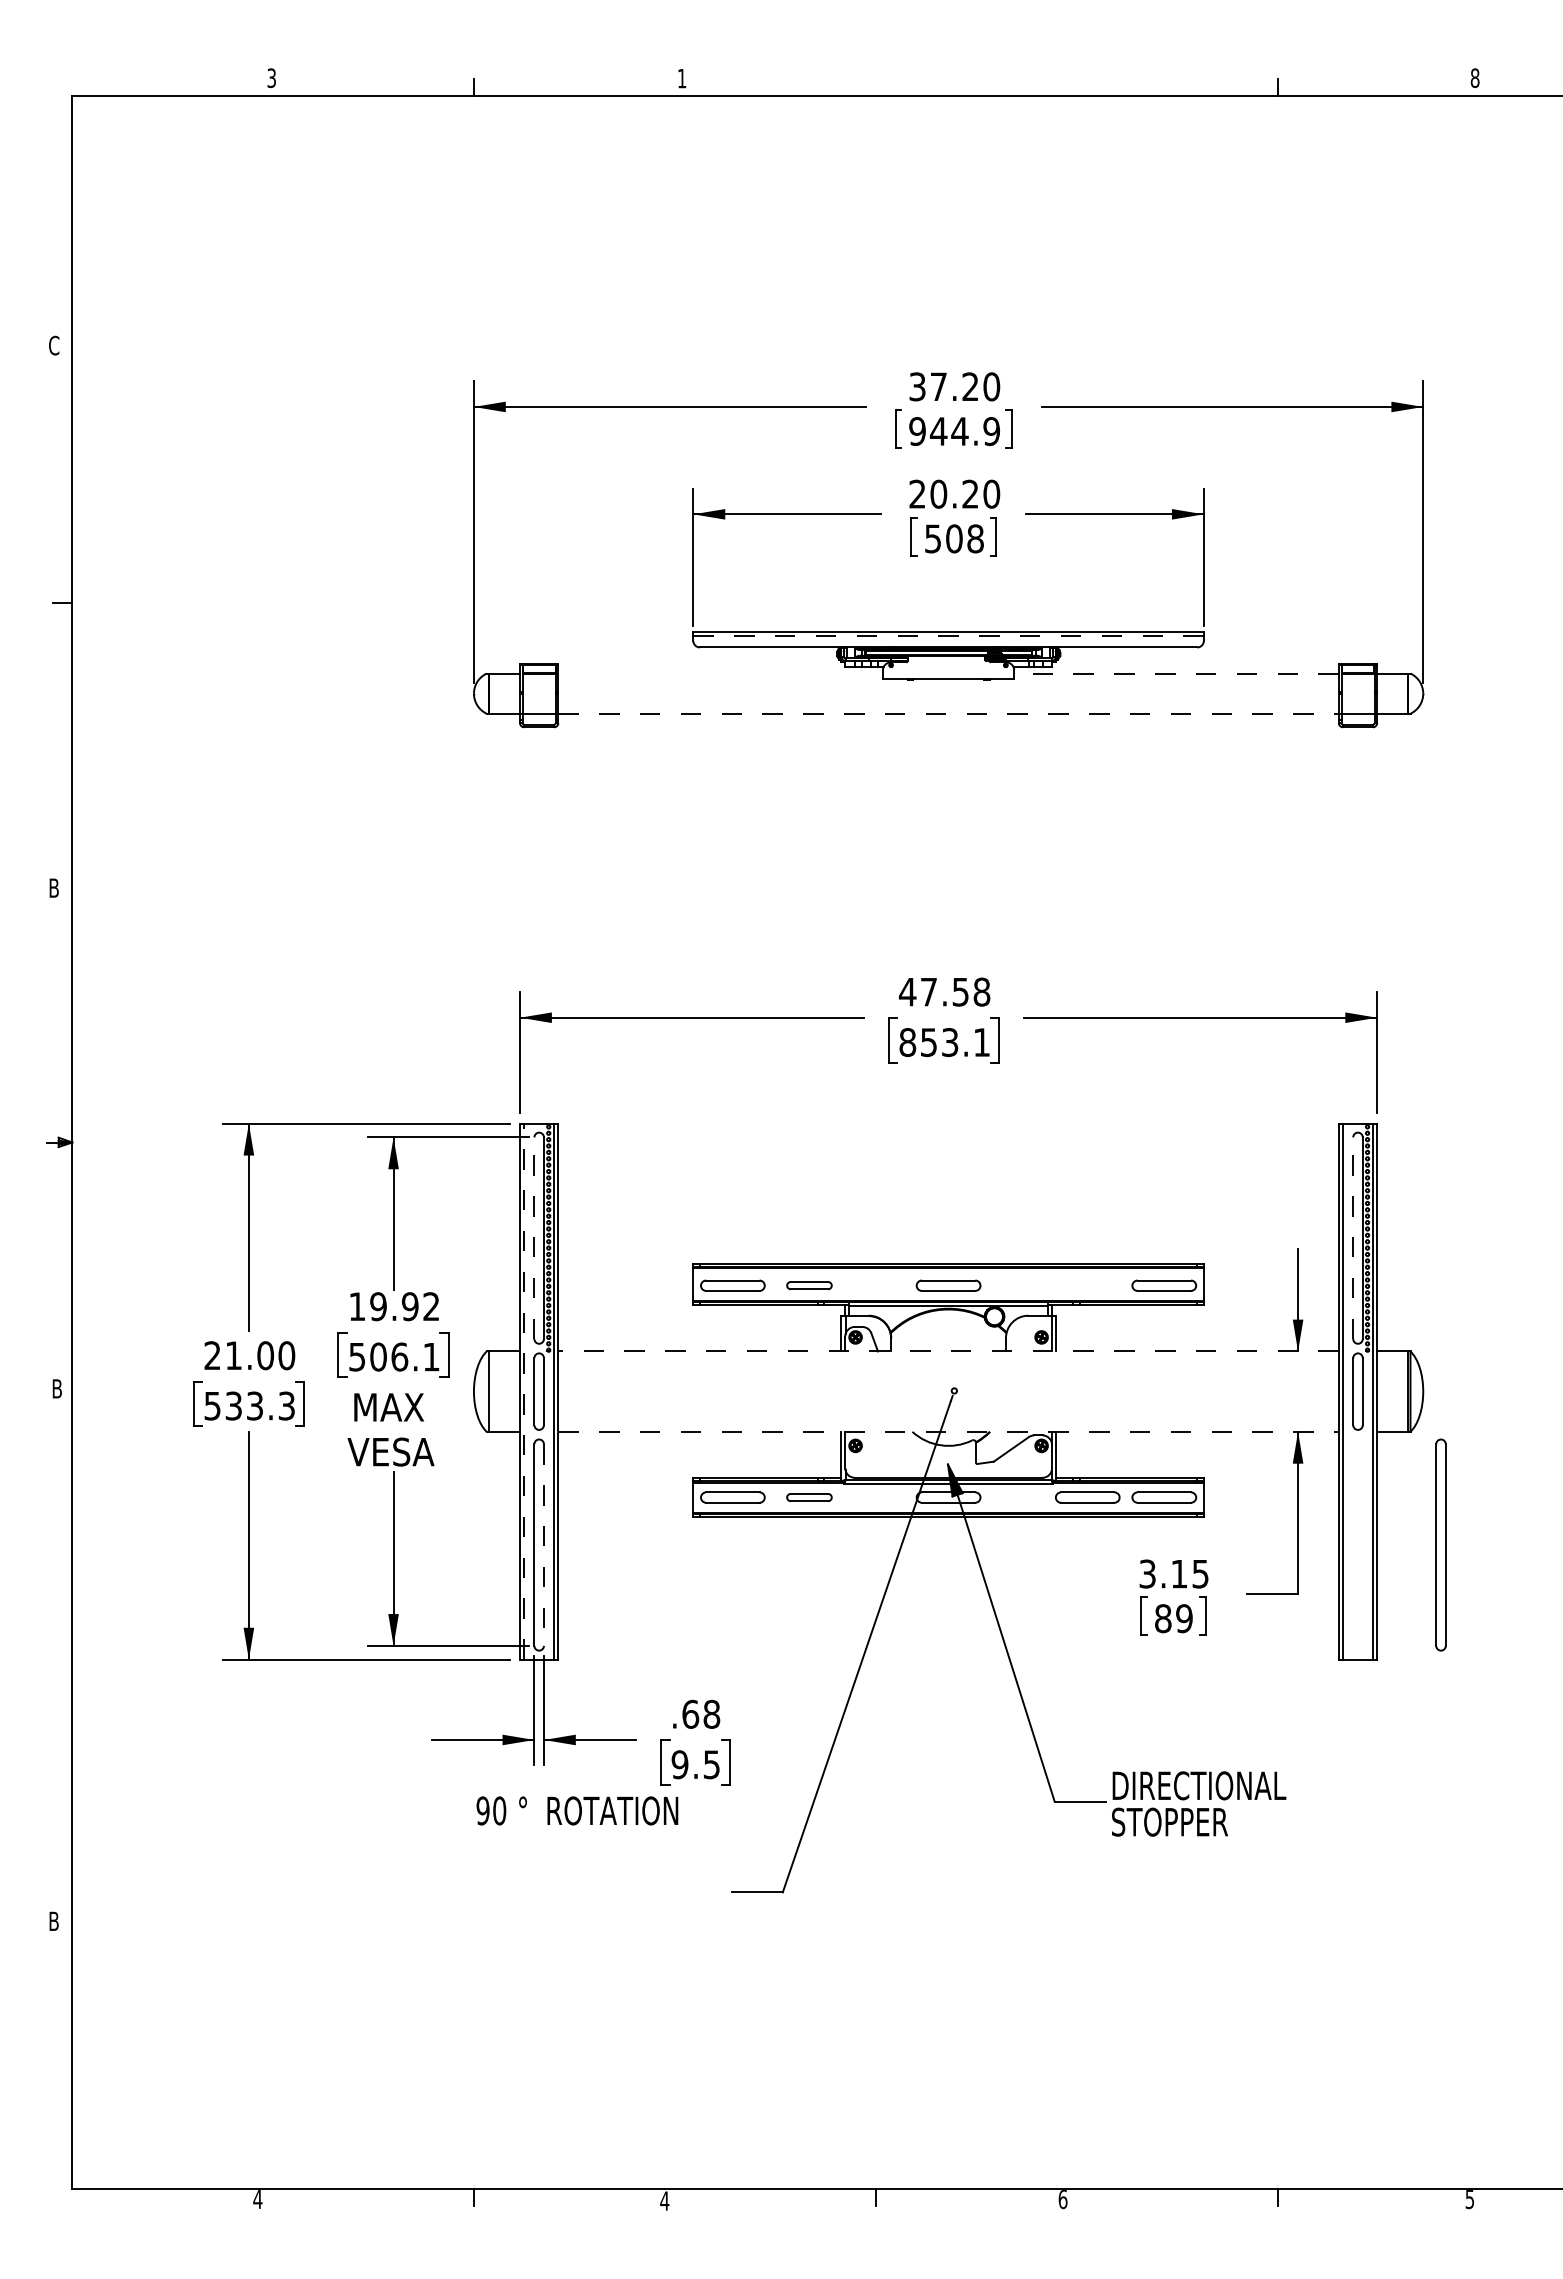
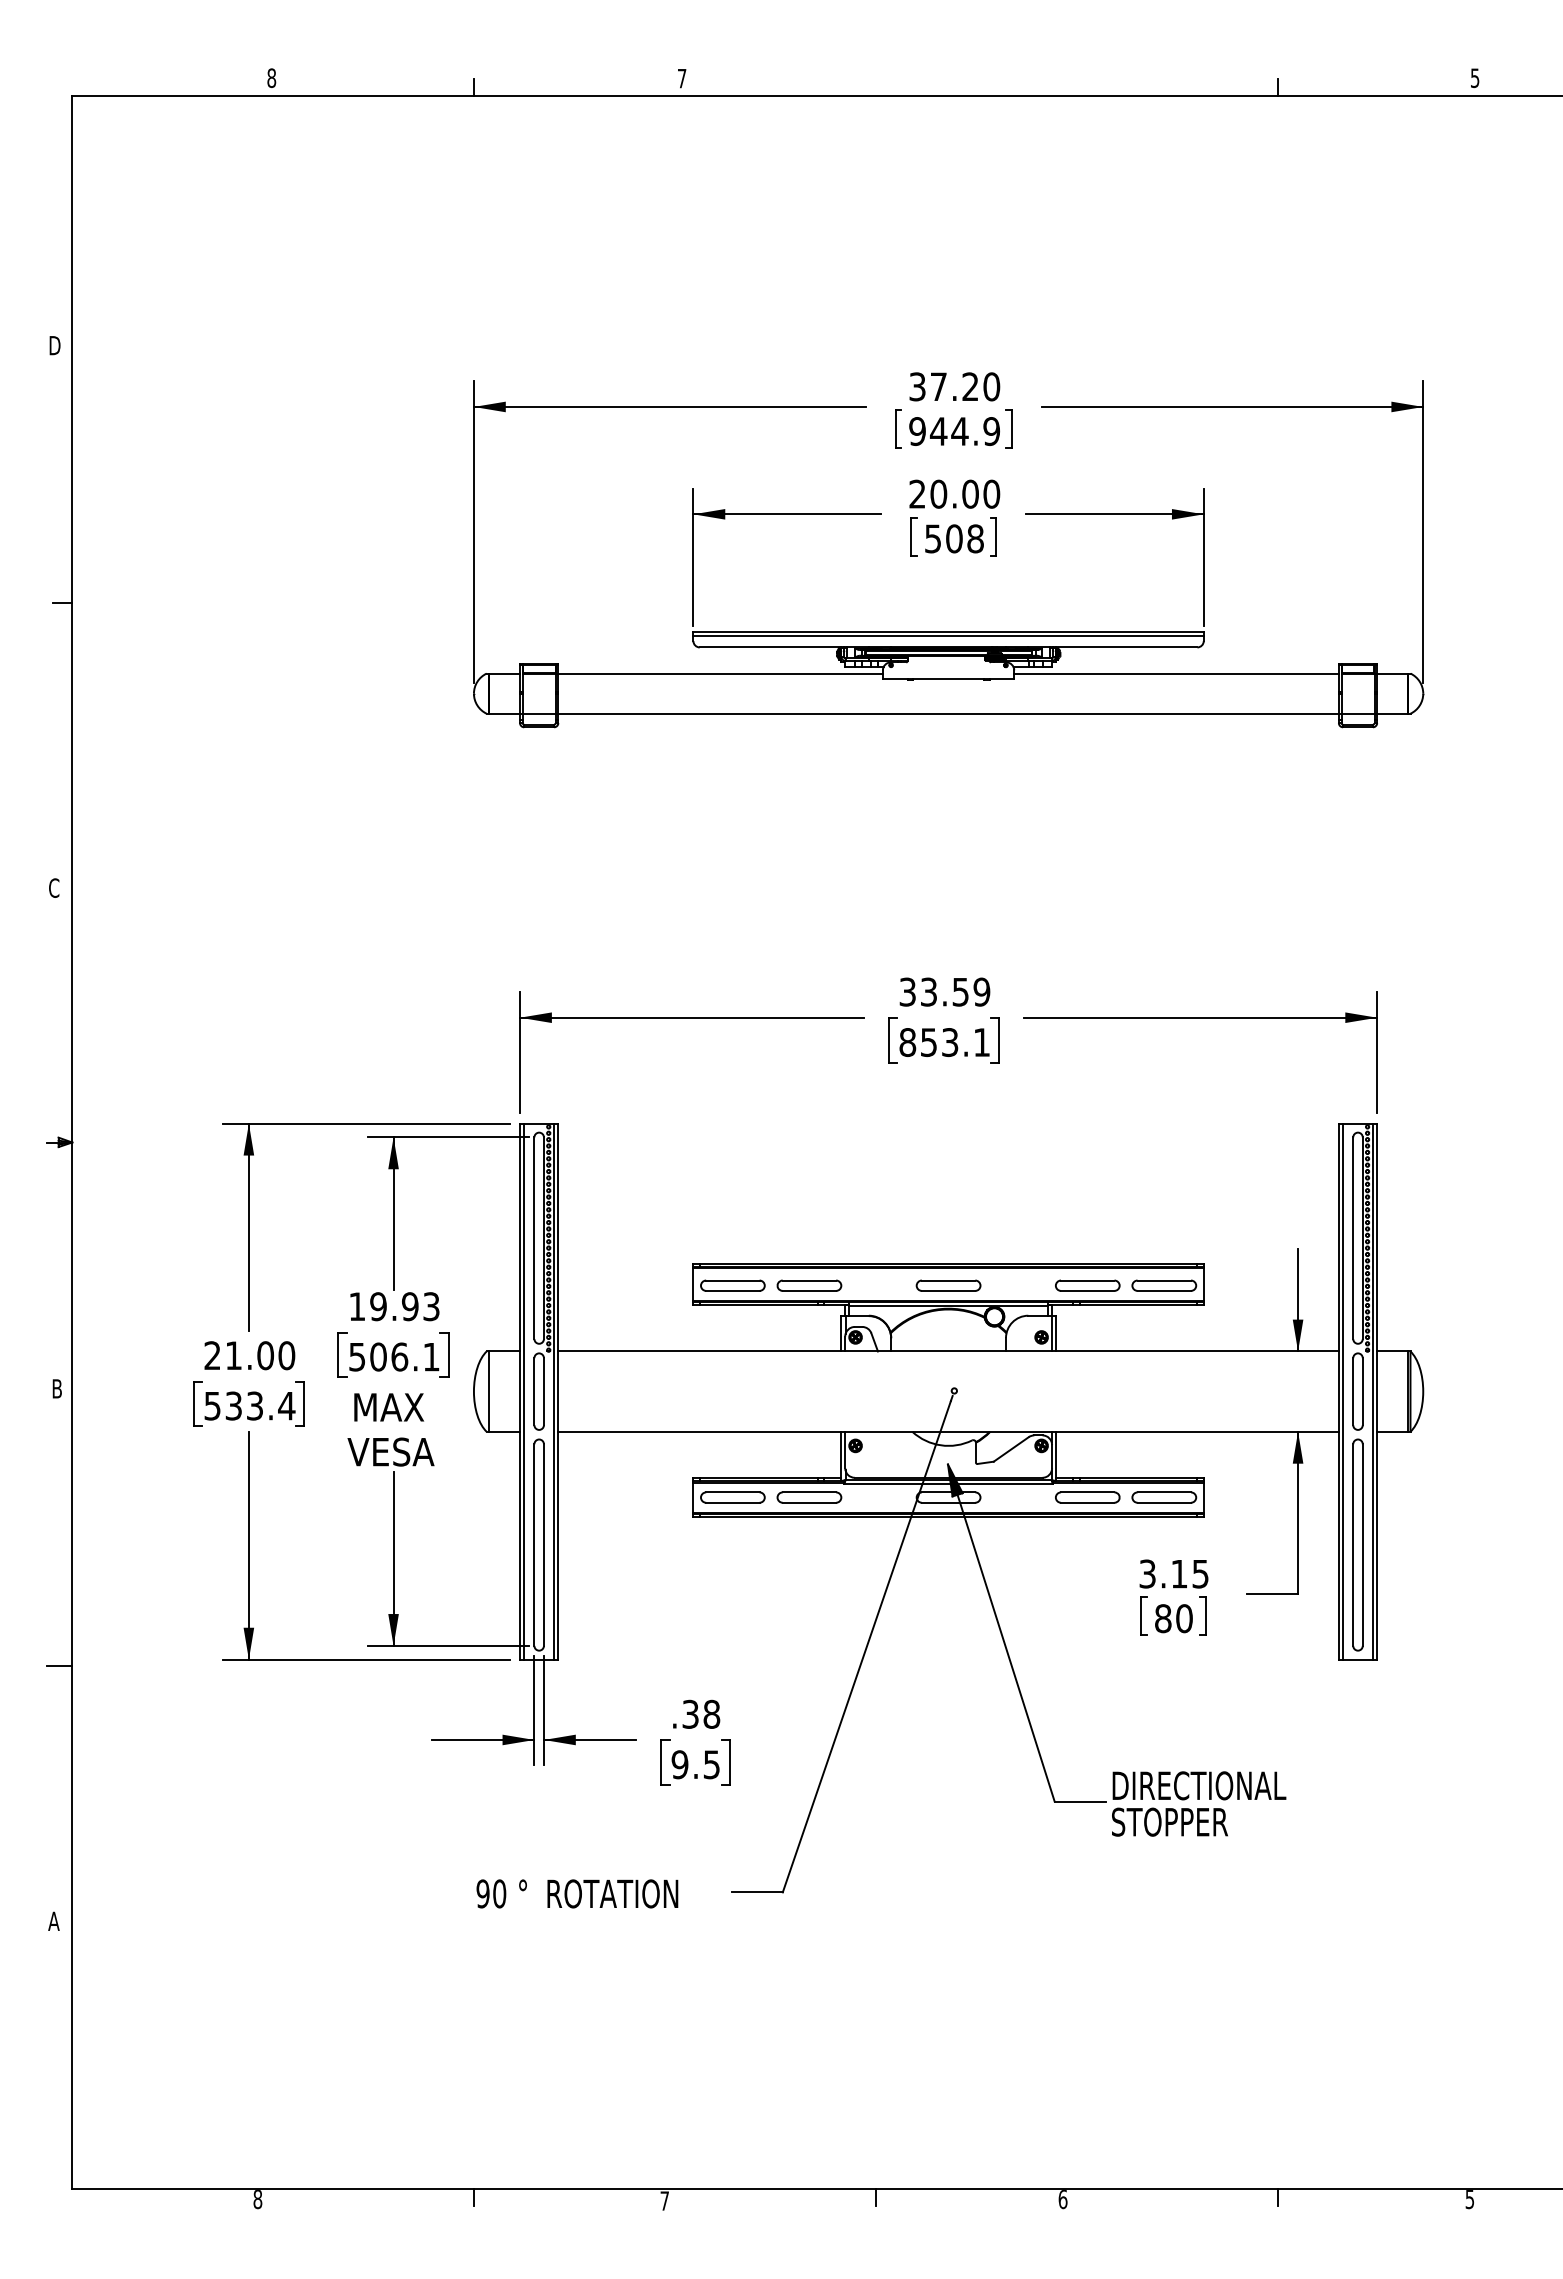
text: 8 -> 5 (1474, 77)
text: 3 -> 8 (271, 78)
text: 1 -> 7 (682, 78)
text: C -> D (54, 345)
text: 20.20 -> 20.00 (970, 493)
line: dashed -> solid (948, 636)
line: none -> present (720, 673)
line: dashed -> solid (1176, 673)
line: dashed -> solid (949, 713)
text: B -> C (54, 887)
text: 47.58 -> 33.59 (944, 991)
line: dashed -> solid (534, 1238)
line: dashed -> solid (1353, 1238)
part size: 47x10 px -> 67x13 px (809, 1285)
part: none -> present (1087, 1285)
text: 19.92 -> 19.93 (431, 1306)
line: dashed -> solid (948, 1351)
line: dashed -> solid (524, 1391)
text: 533.3 -> 533.4 (286, 1405)
line: dashed -> solid (949, 1431)
part size: 47x9 px -> 67x13 px (809, 1497)
part position: (1440, 1544) -> (1357, 1544) (1357, 1544)
line: dashed -> solid (543, 1545)
text: 89 -> 80 (1184, 1618)
line: none -> present (59, 1665)
text: .68 -> .38 (690, 1713)
part position: (577, 1810) -> (577, 1893) (577, 1893)
text: B -> A (53, 1920)
text: 4 -> 8 (257, 2199)
text: 4 -> 7 (664, 2200)
